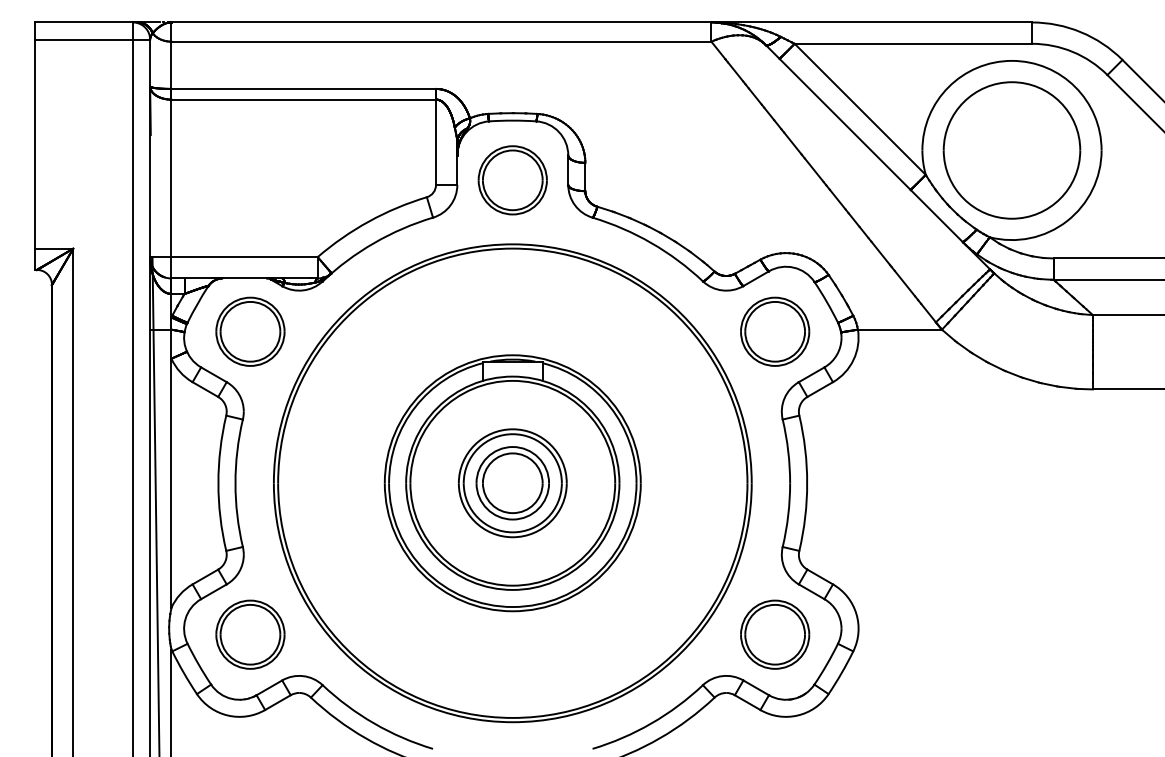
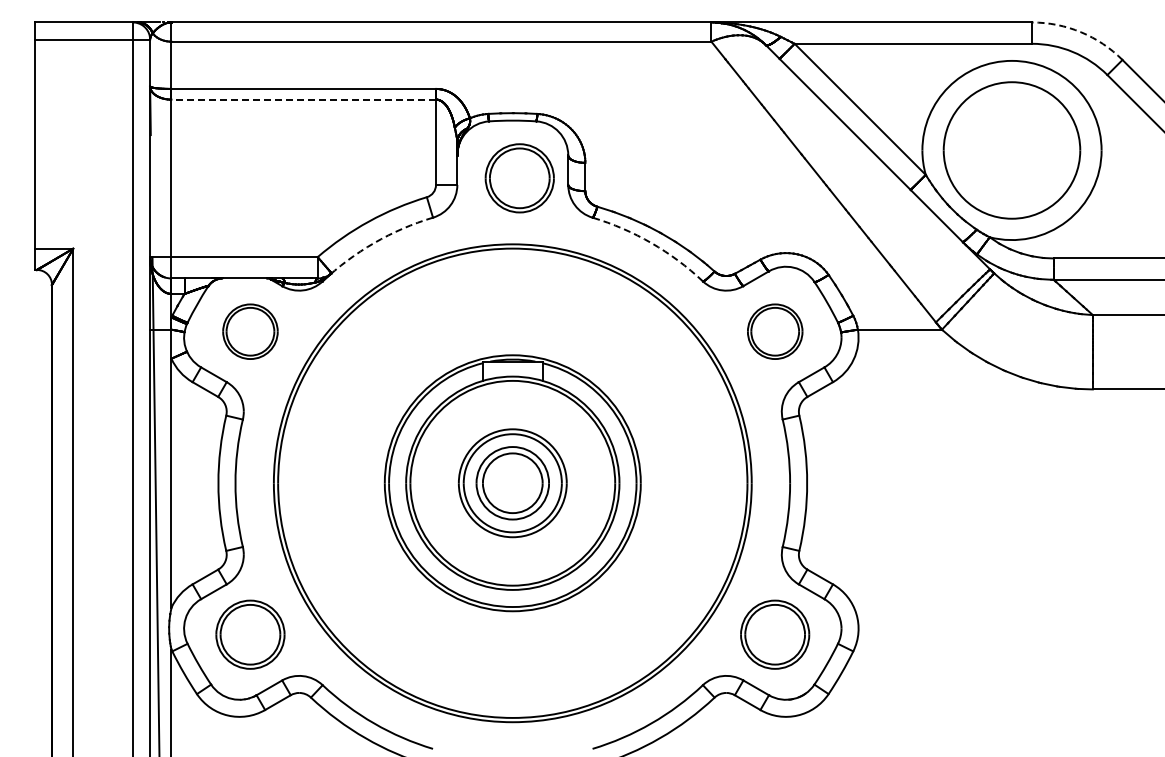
arc: solid -> dashed (1081, 32)
line: solid -> dashed (303, 99)
part position: (512, 180) -> (519, 178) (519, 178)
arc: solid -> dashed (374, 243)
arc: solid -> dashed (651, 243)
part size: 71x71 px -> 57x57 px (250, 331)
part size: 71x71 px -> 57x57 px (775, 331)
